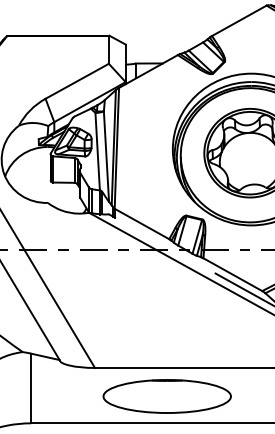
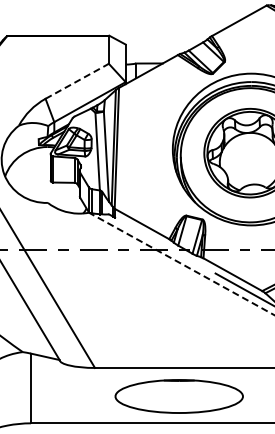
line: solid -> dashed (77, 81)
line: solid -> dashed (181, 263)
part position: (166, 396) -> (178, 396) (178, 396)
